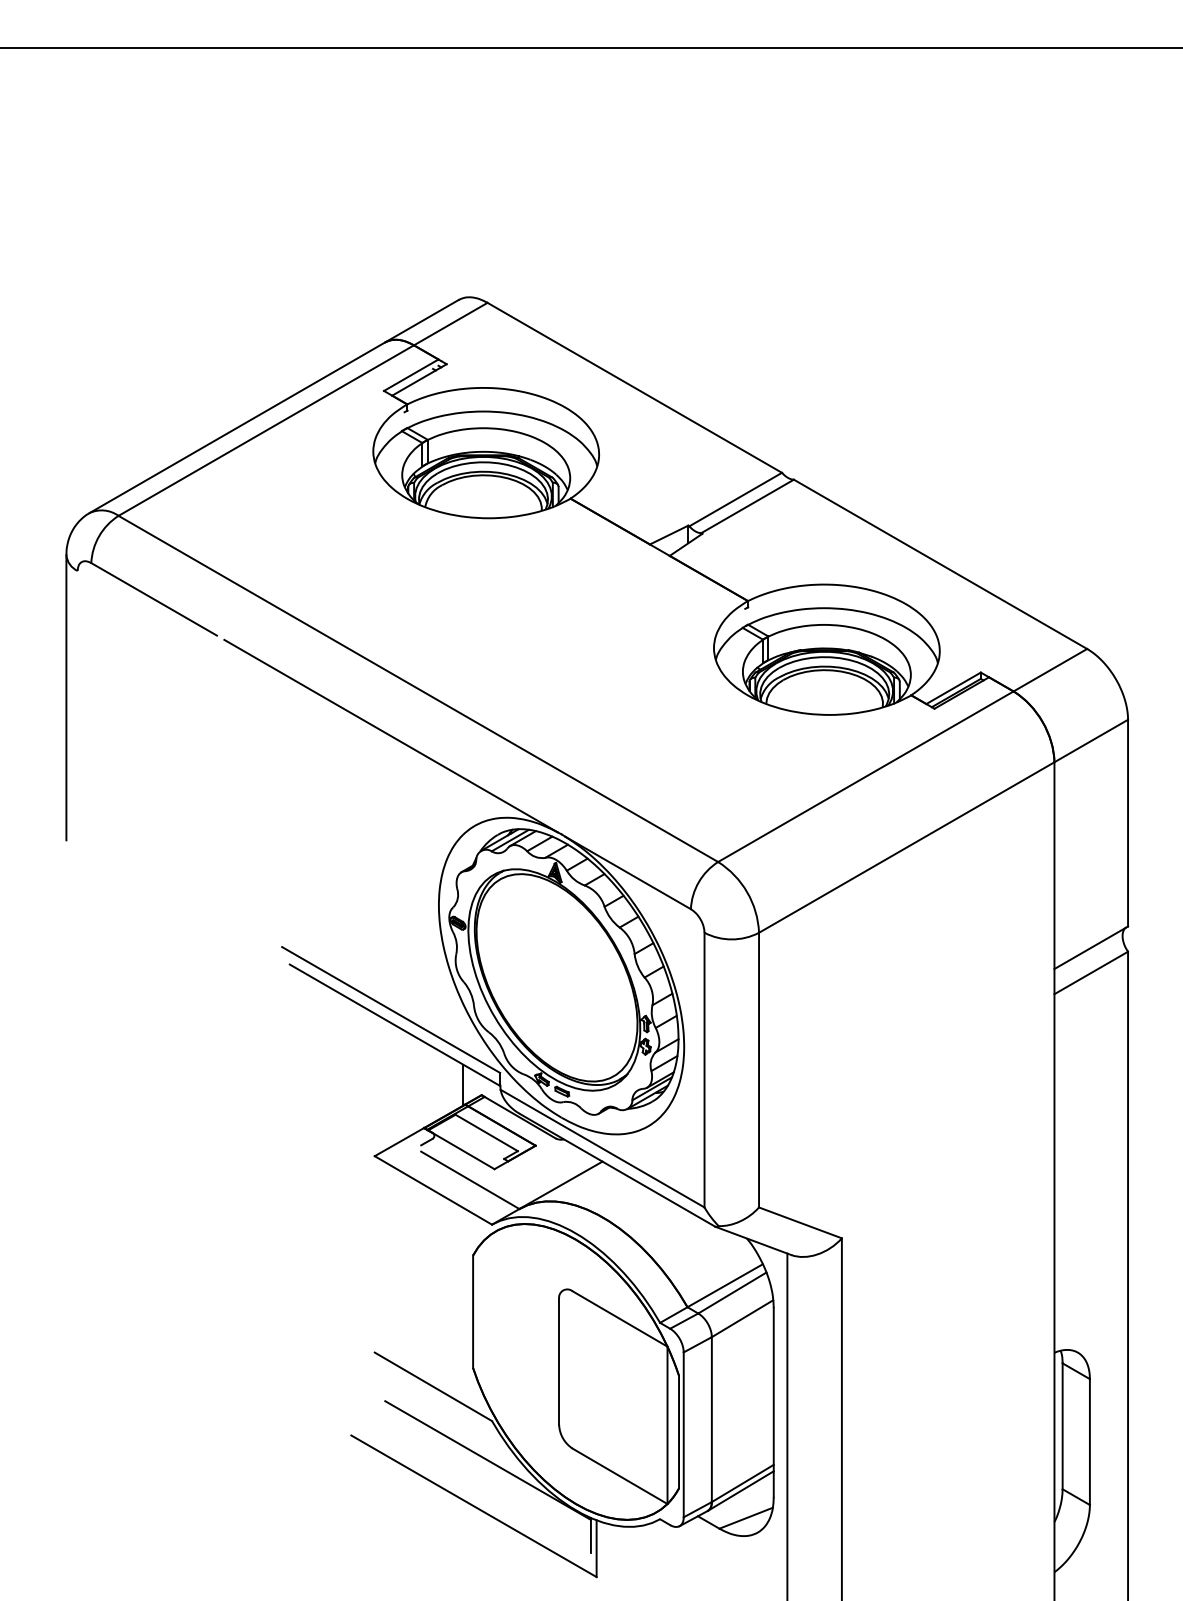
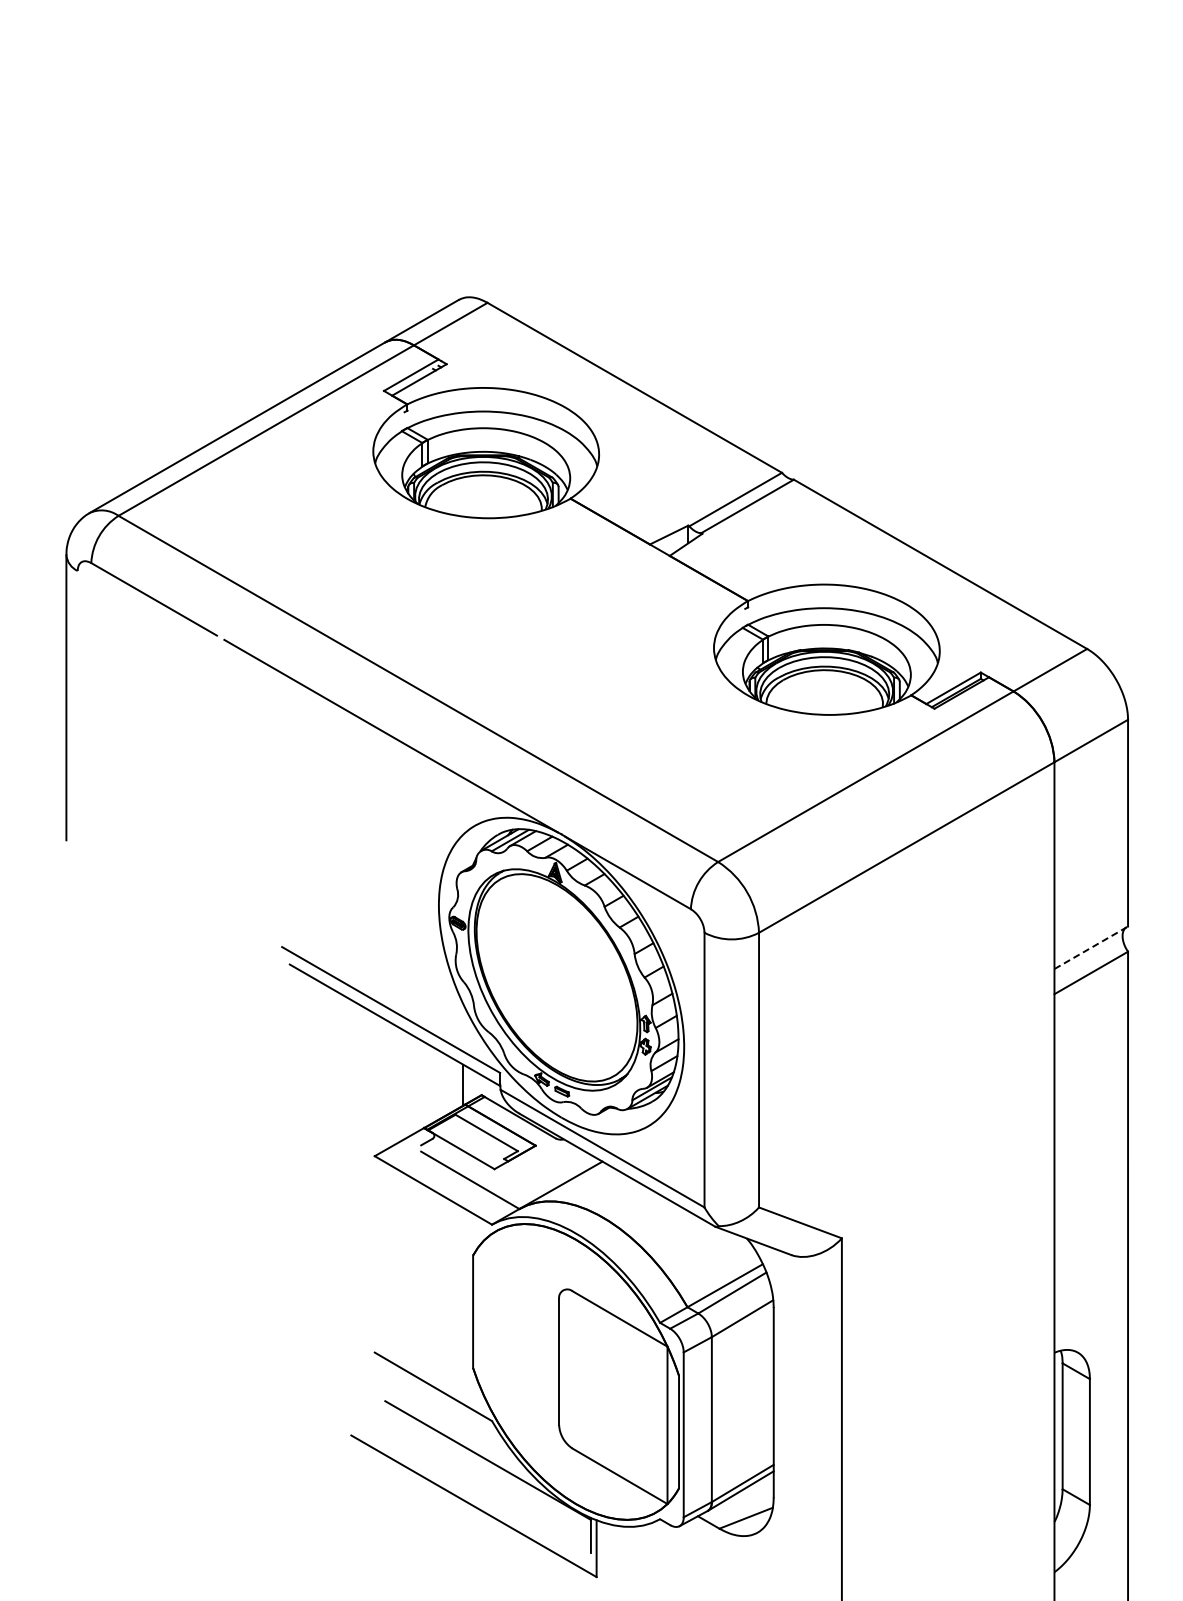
line: present -> none (590, 48)
line: solid -> dashed (1091, 947)
line: present -> none (787, 1425)
